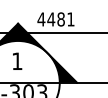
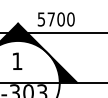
text: 4481 -> 5700 (55, 19)
